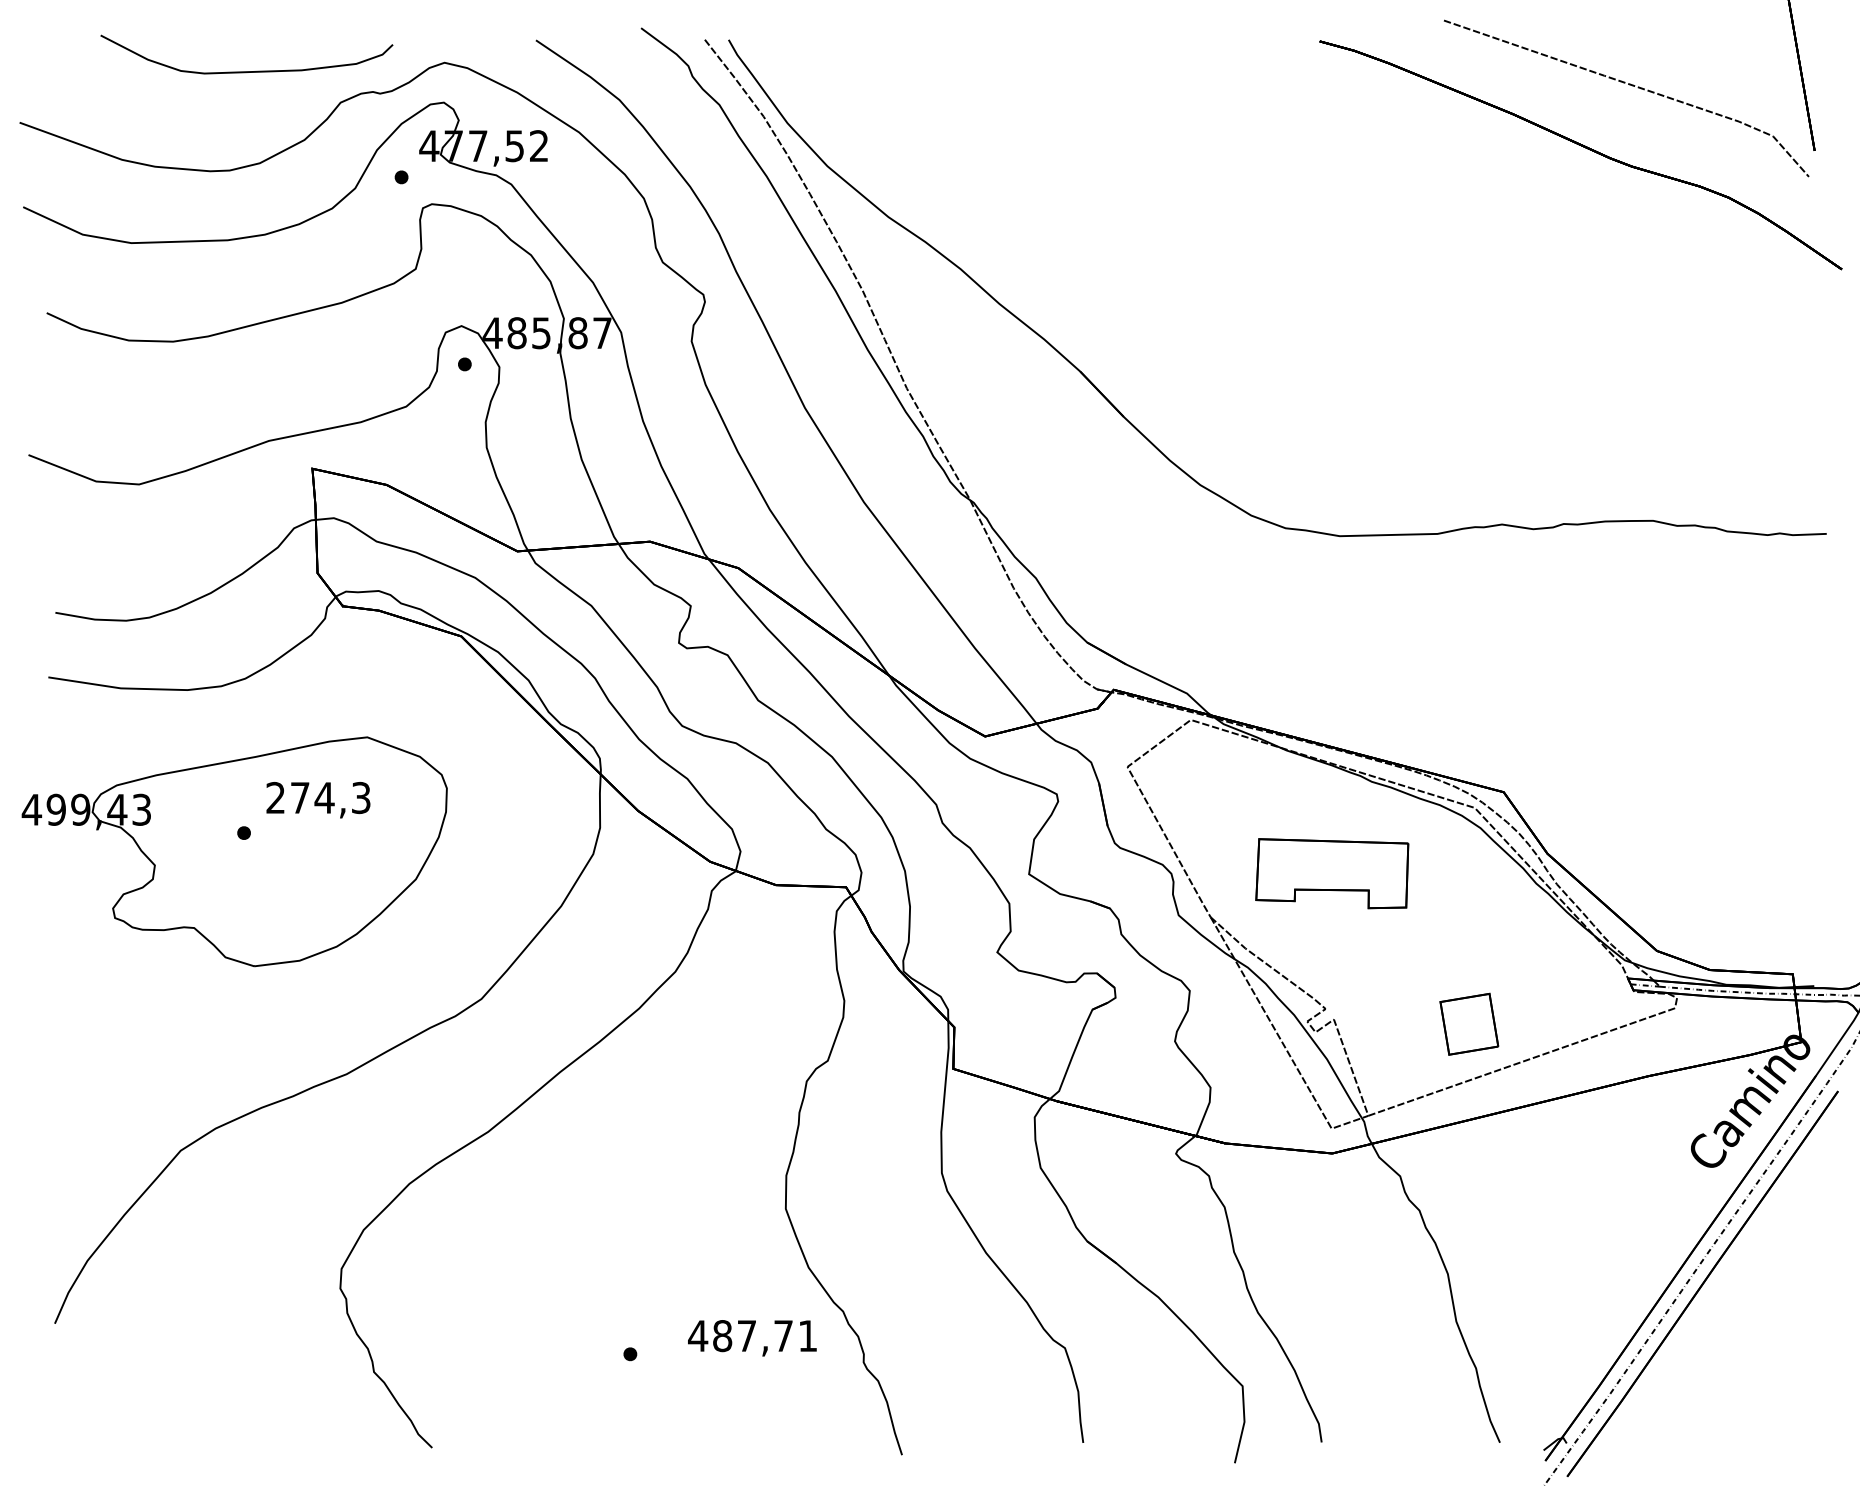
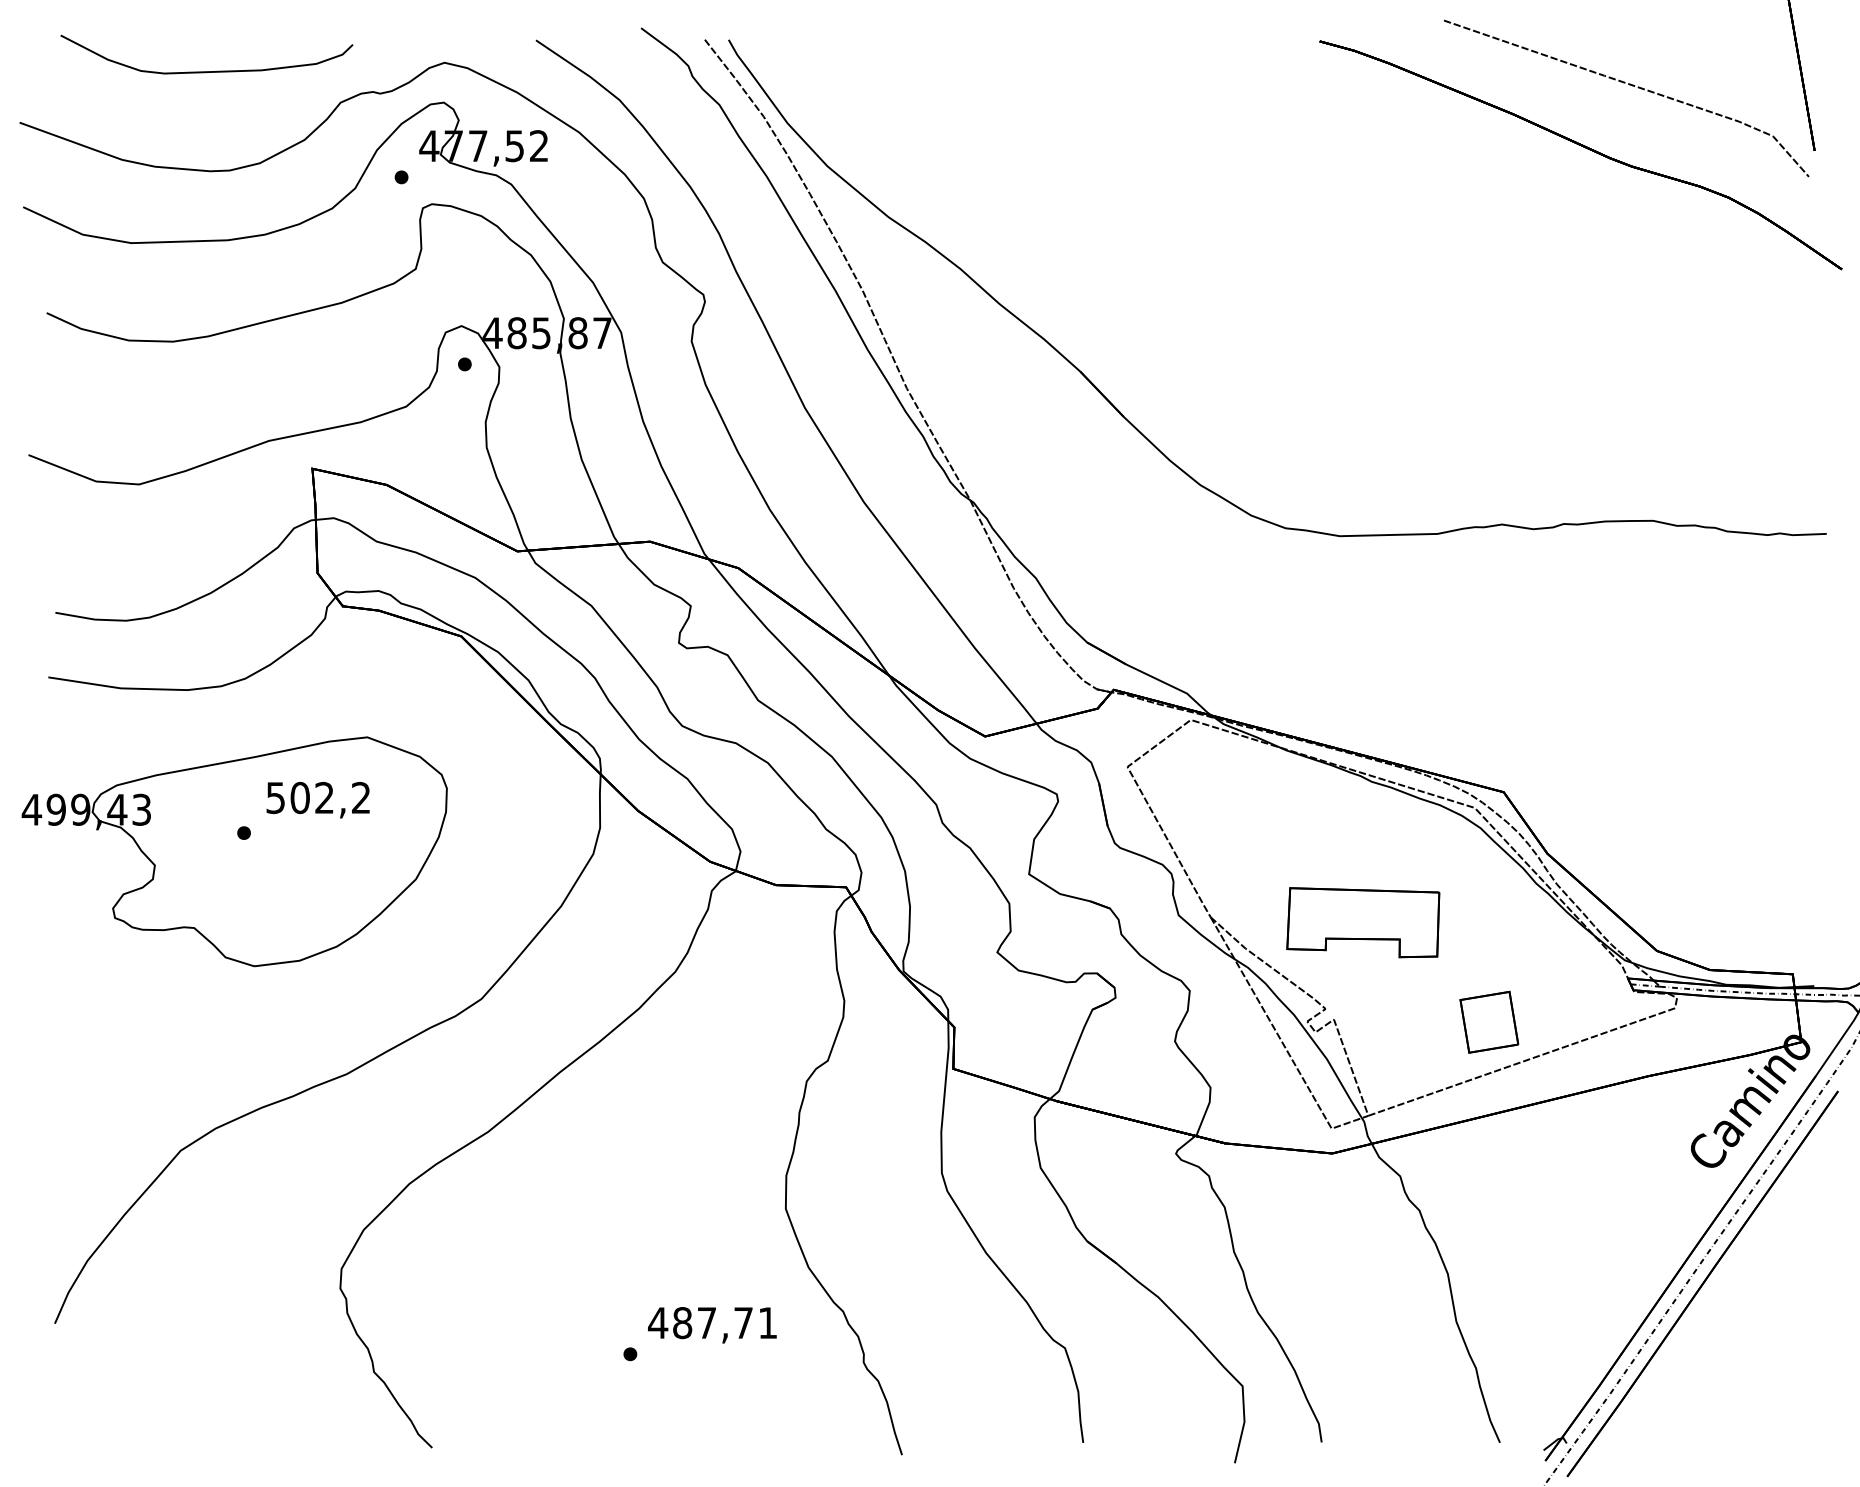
curve position: (246, 71) -> (206, 71) (206, 71)
text: 274,3 -> 502,2 (318, 797)
part position: (1332, 873) -> (1363, 922) (1363, 922)
part position: (1469, 1023) -> (1489, 1021) (1489, 1021)
text position: (752, 1338) -> (712, 1325) (712, 1325)
